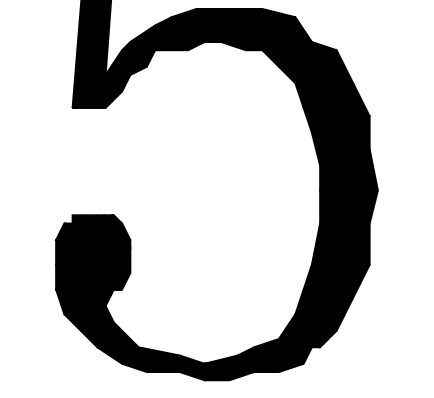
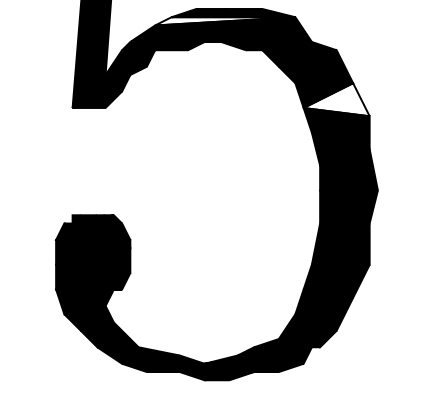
fill: present -> none (225, 21)
fill: present -> none (336, 99)
